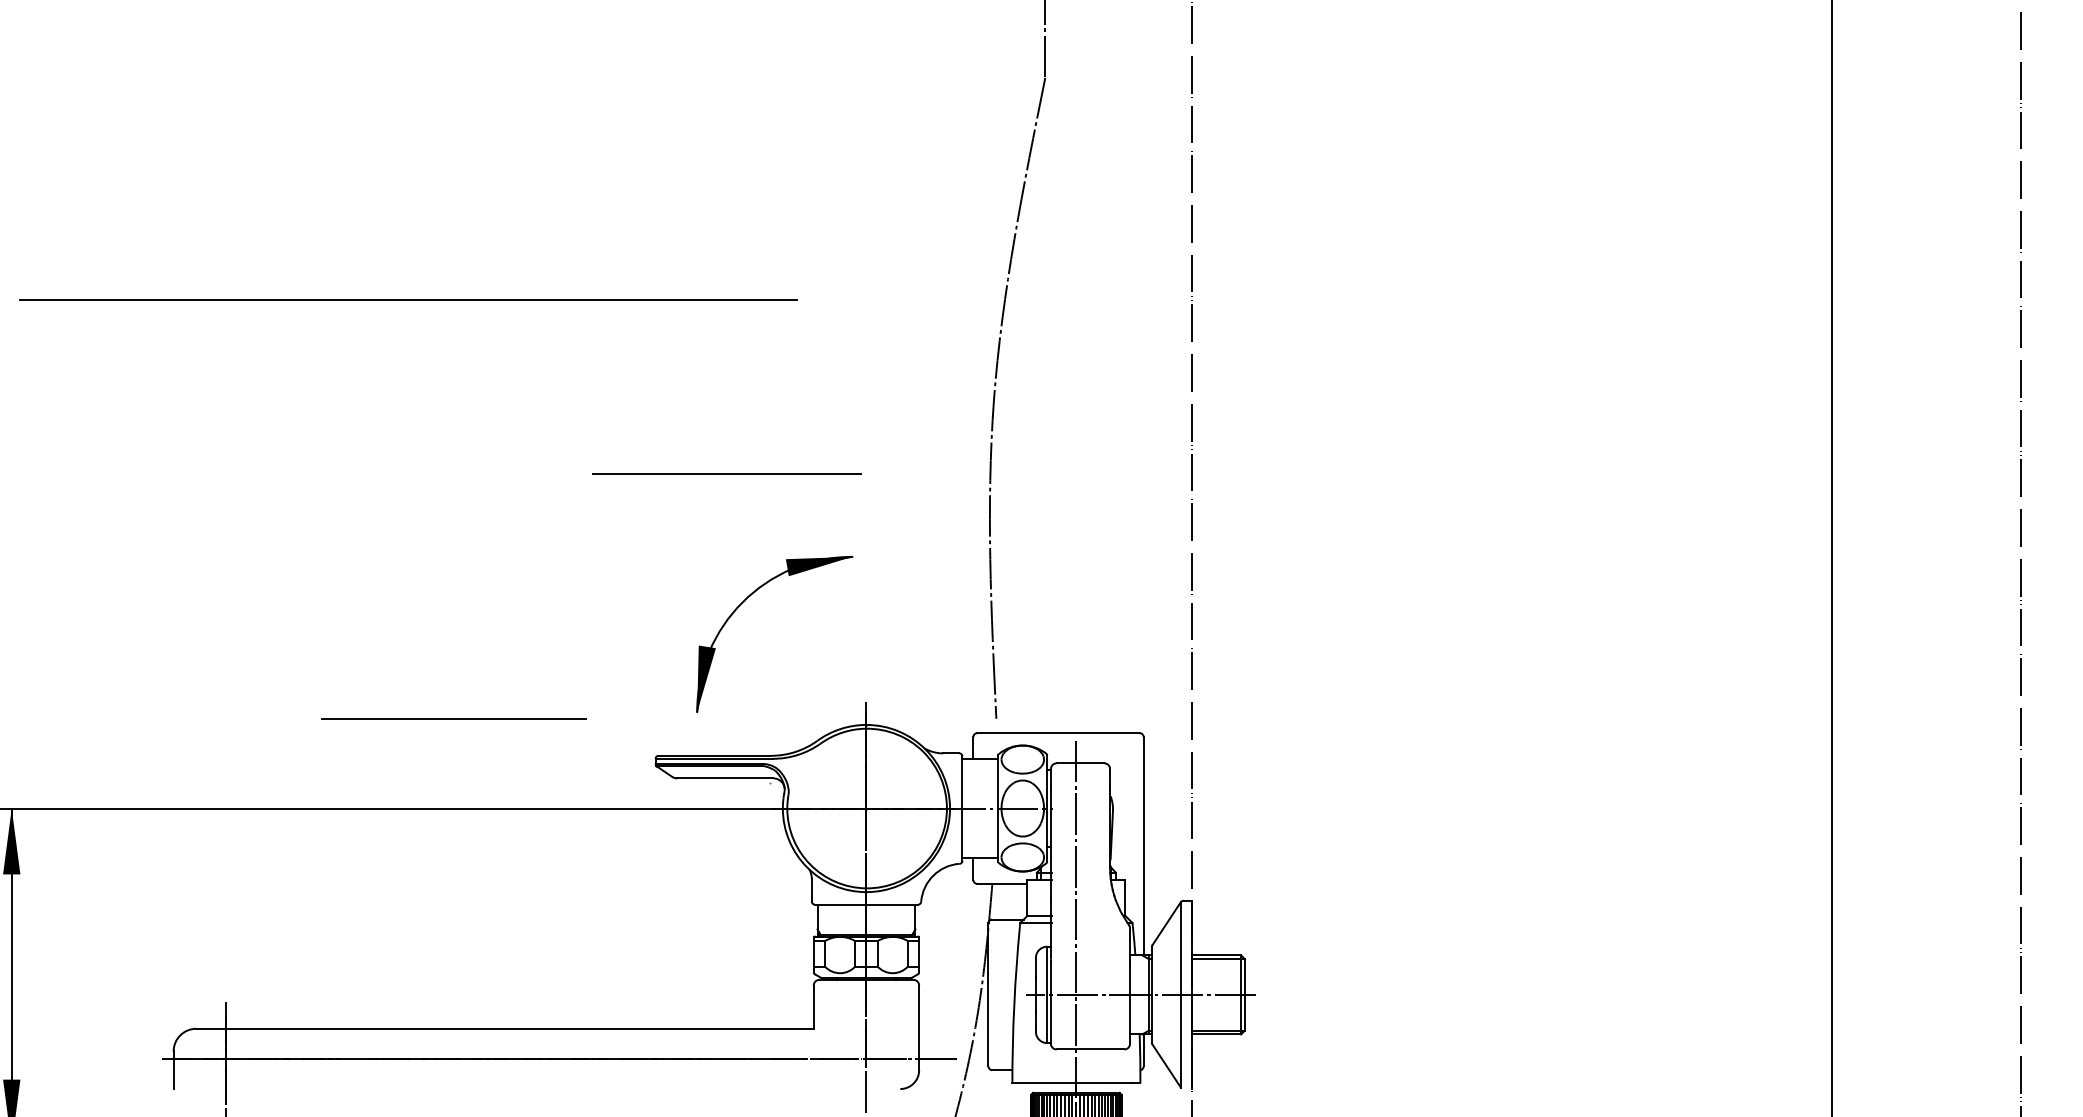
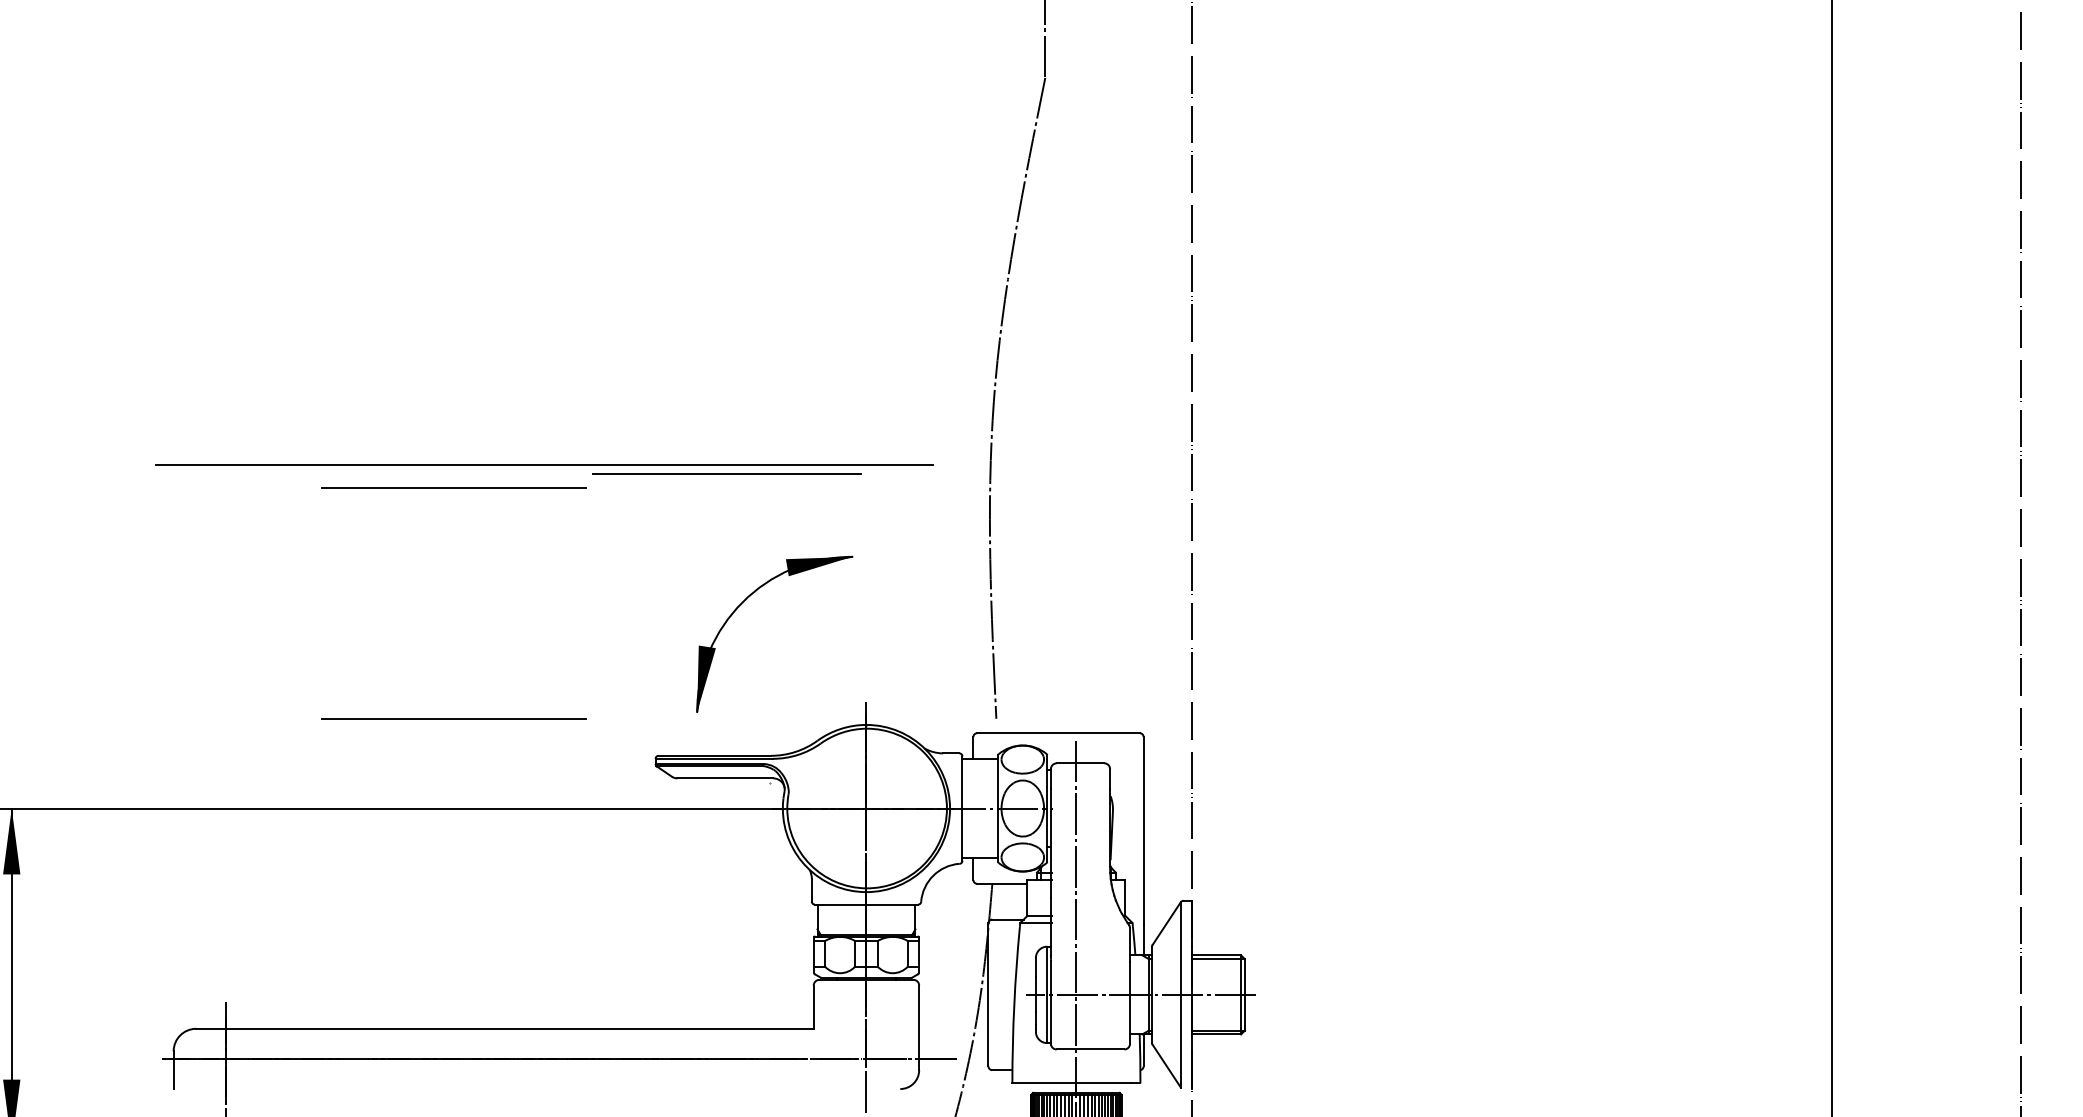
line position: (408, 299) -> (544, 464) (544, 464)
line: none -> present (453, 487)
